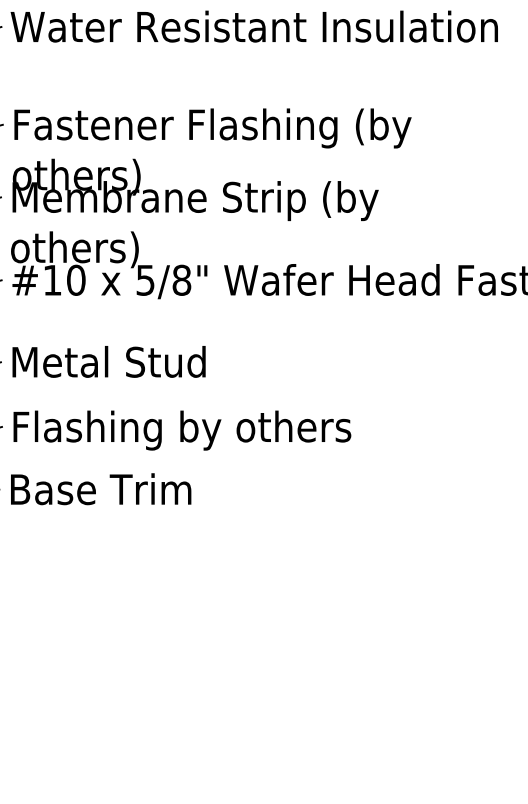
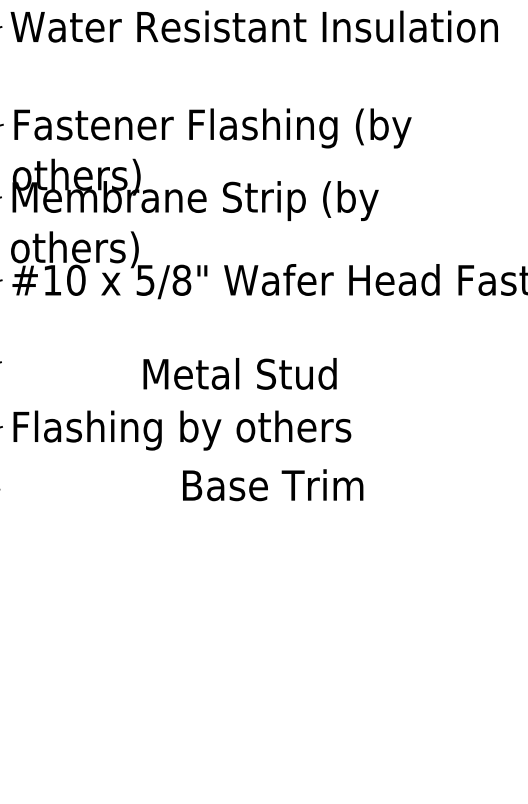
text position: (108, 361) -> (239, 373) (239, 373)
text position: (101, 489) -> (273, 485) (273, 485)
